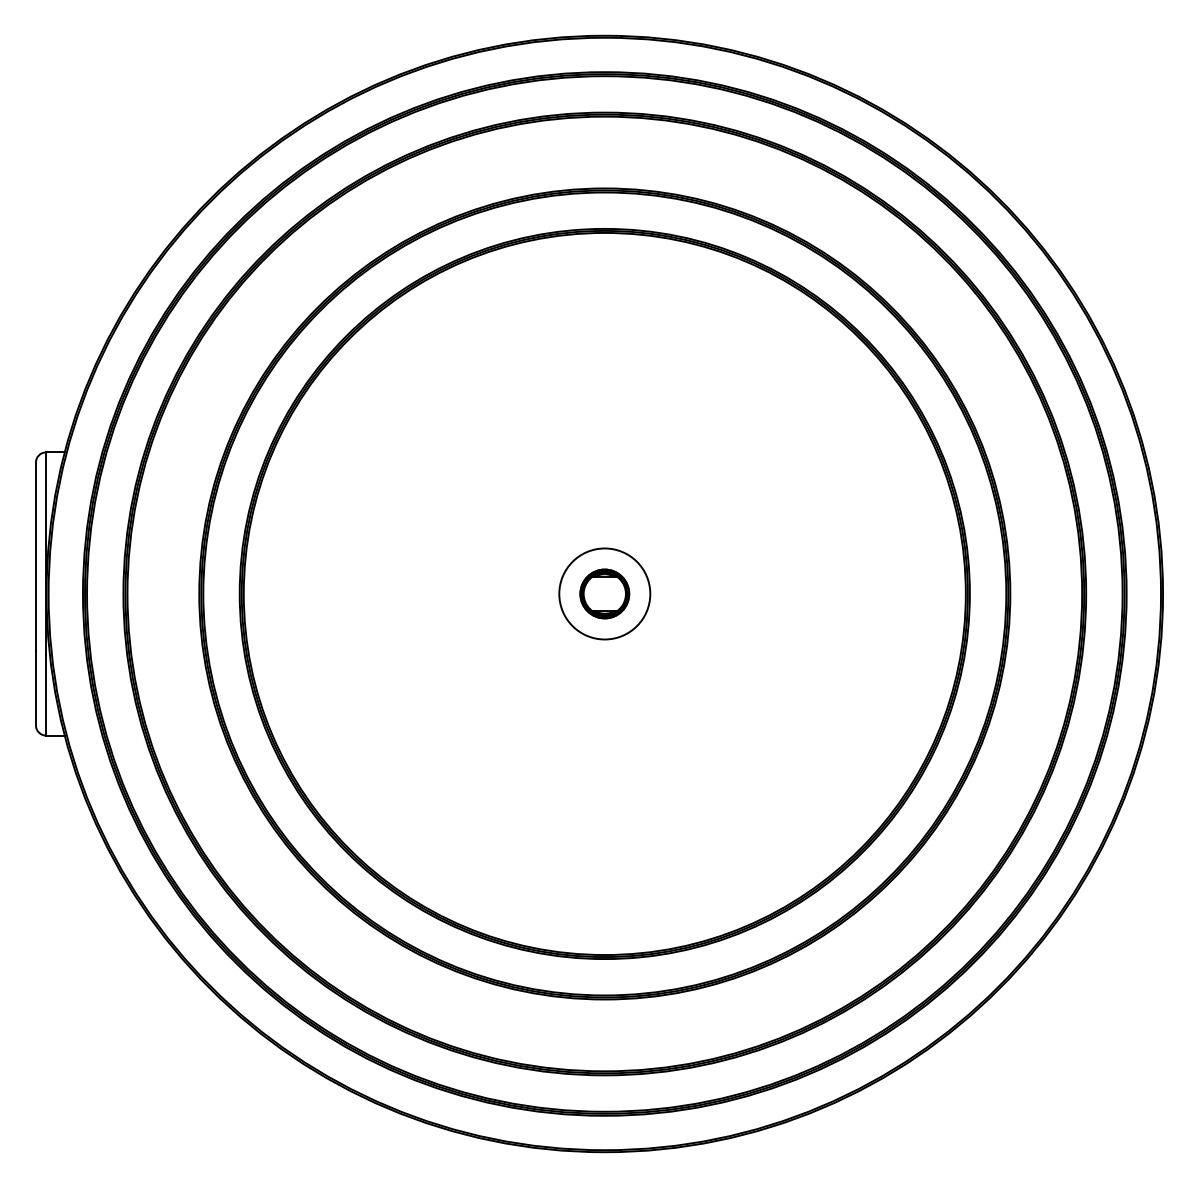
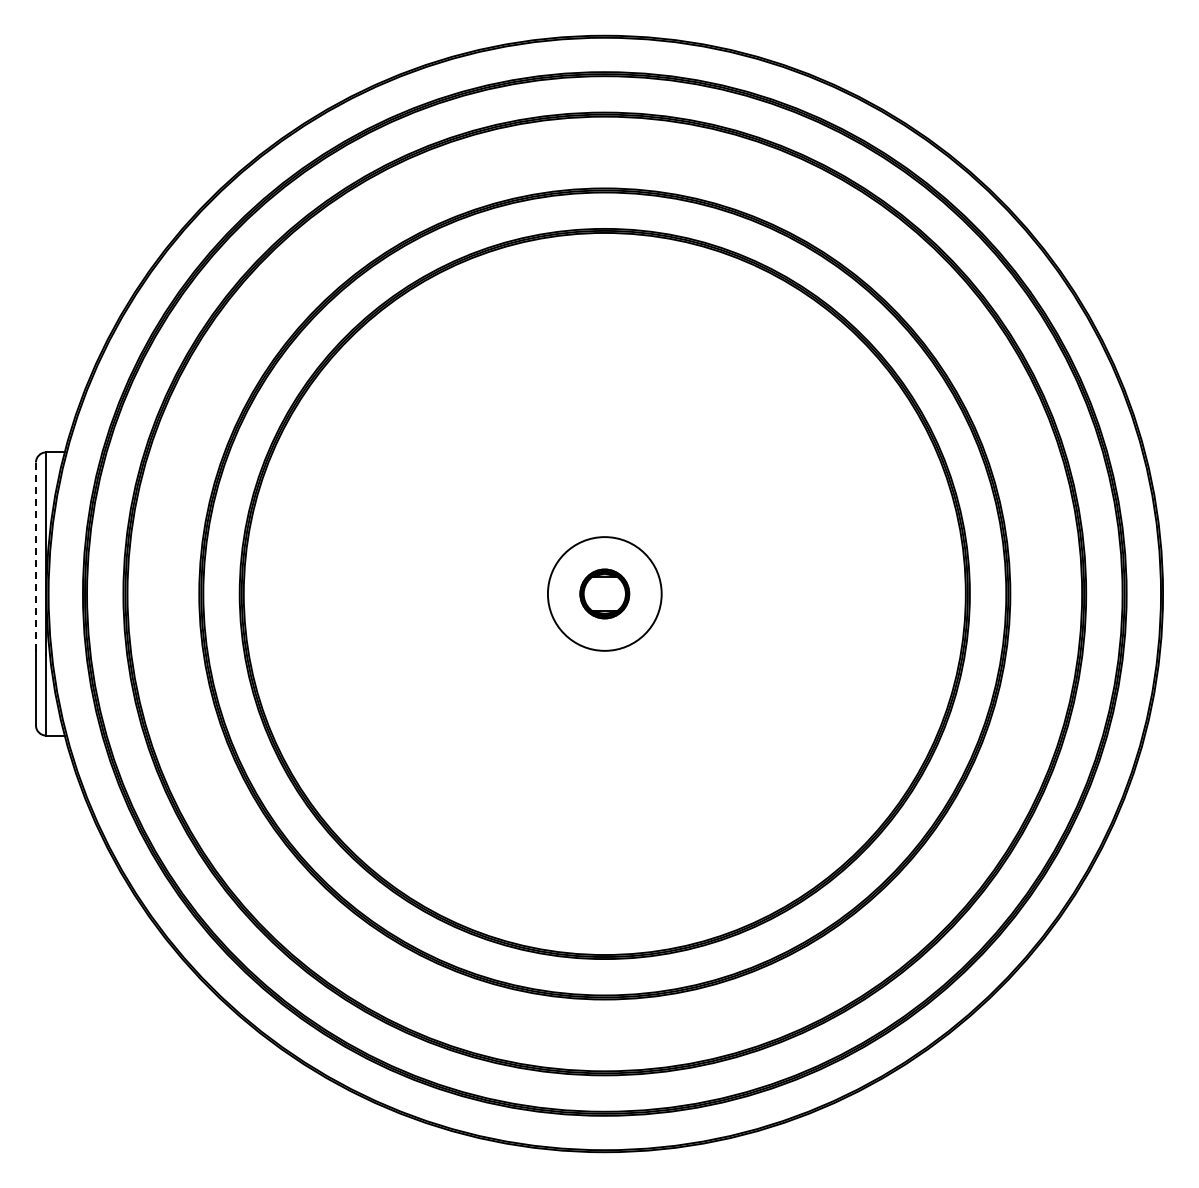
line: solid -> dashed (35, 556)
circle diameter: 91 px -> 114 px (604, 593)
